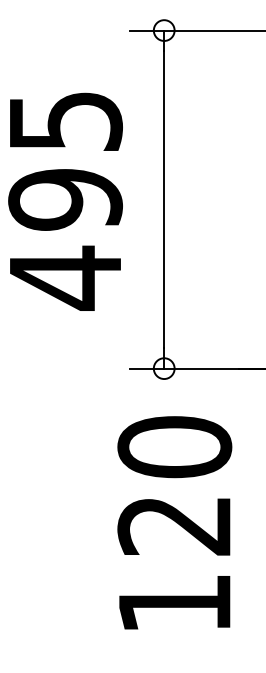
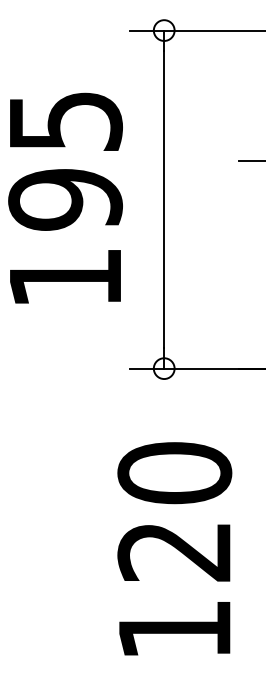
line: none -> present (250, 161)
text: 495 -> 195 (65, 277)
text position: (174, 522) -> (174, 548) (174, 548)
